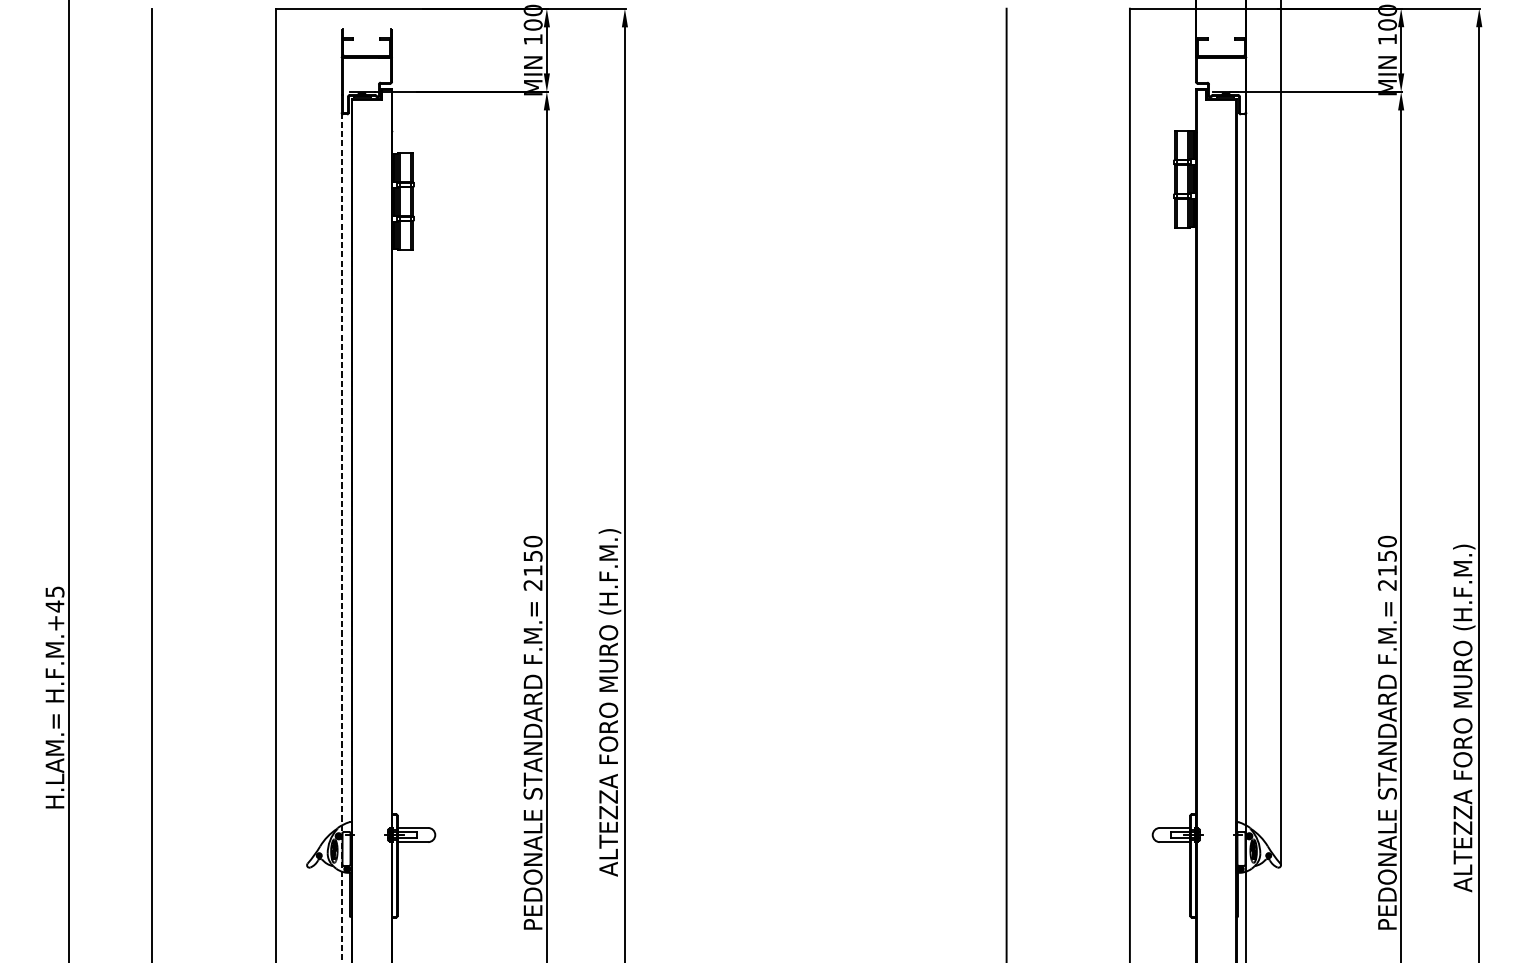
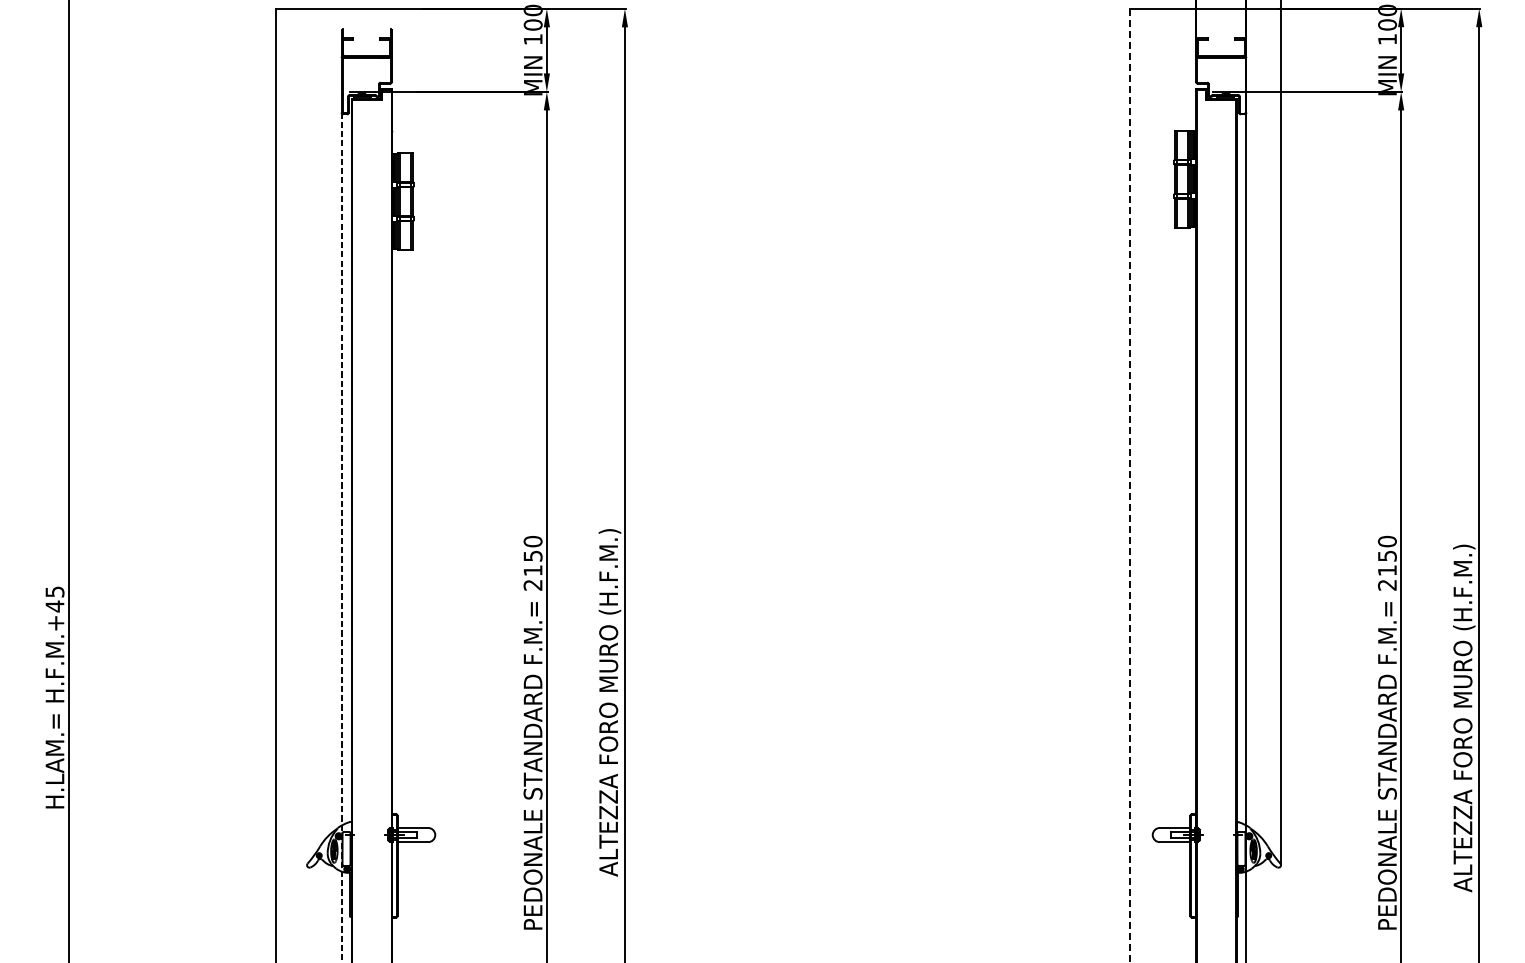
line: present -> none (152, 483)
line: present -> none (1006, 483)
line: solid -> dashed (1129, 485)
